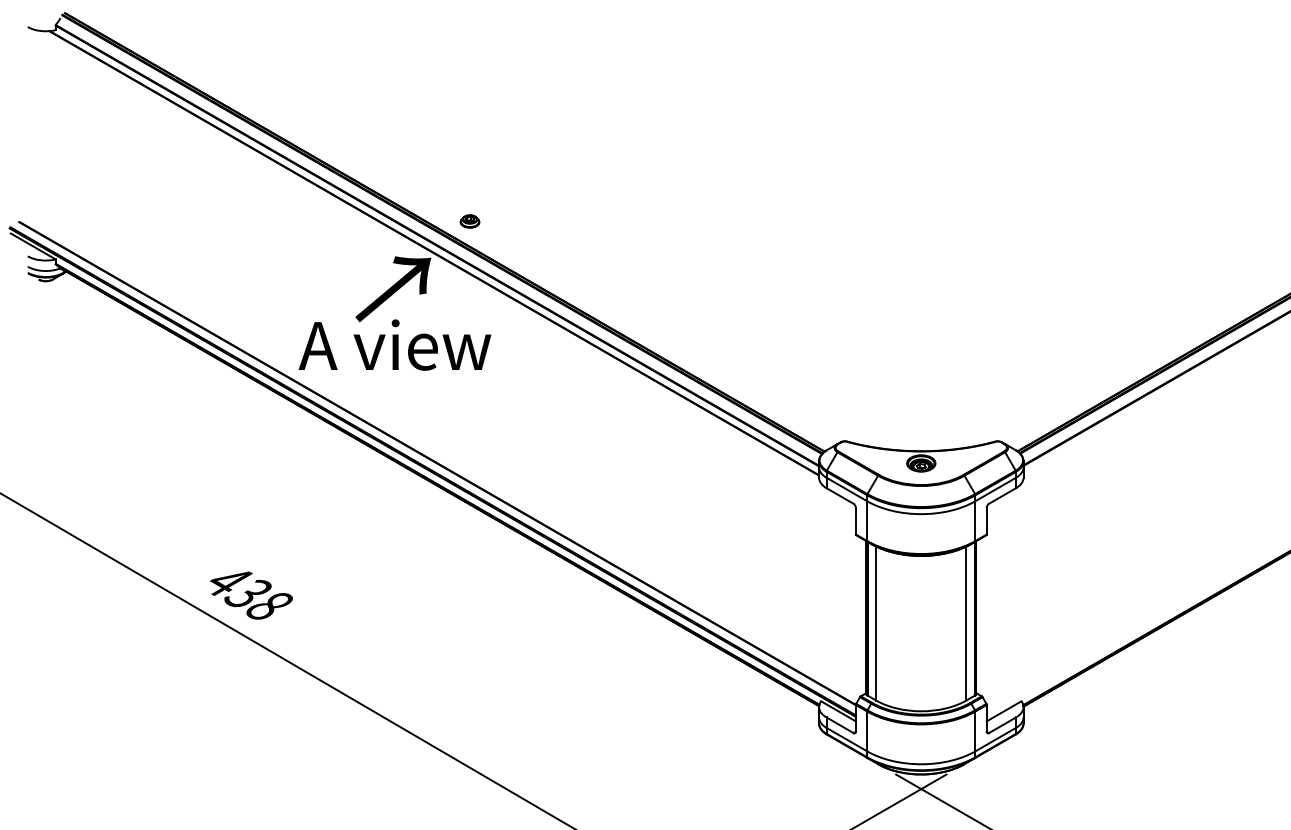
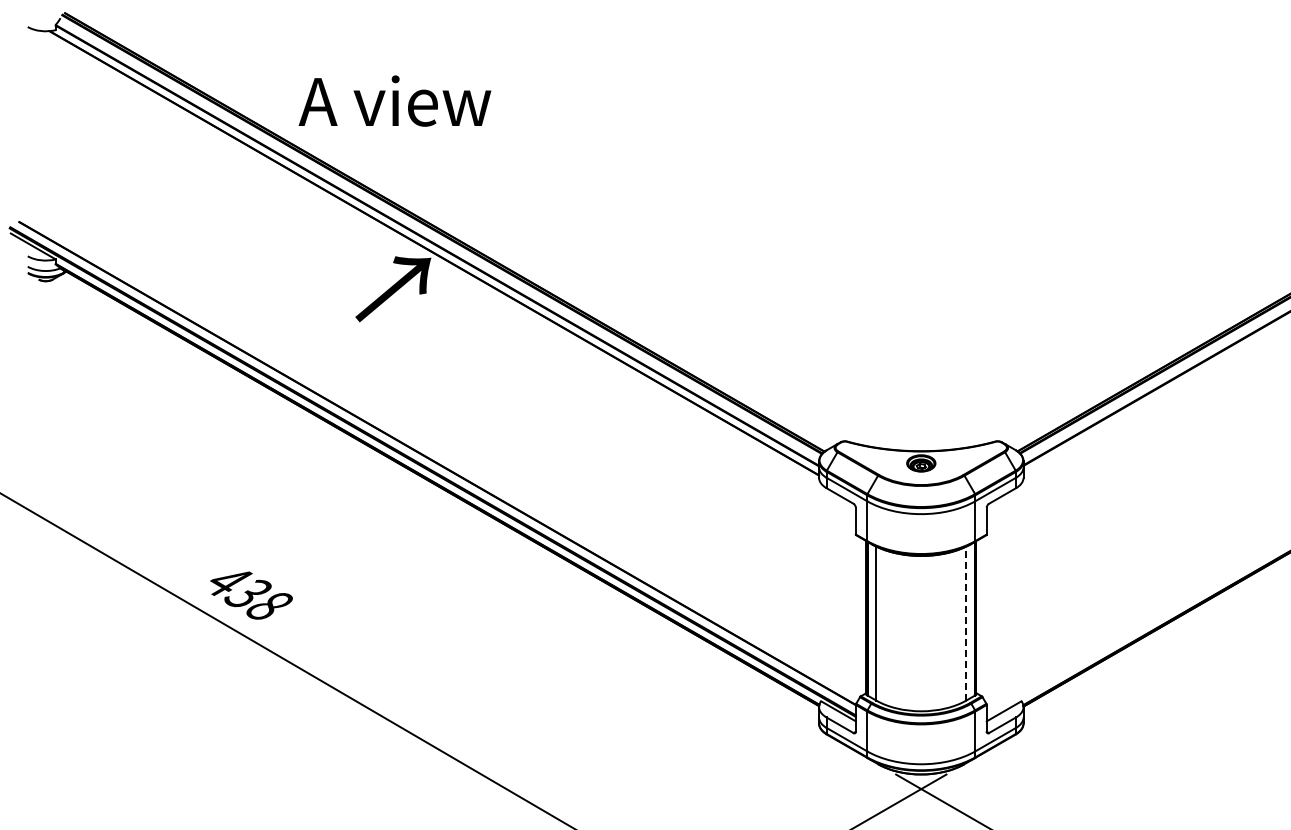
part: present -> none (469, 221)
text position: (394, 344) -> (394, 100) (394, 100)
line: solid -> dashed (966, 623)
